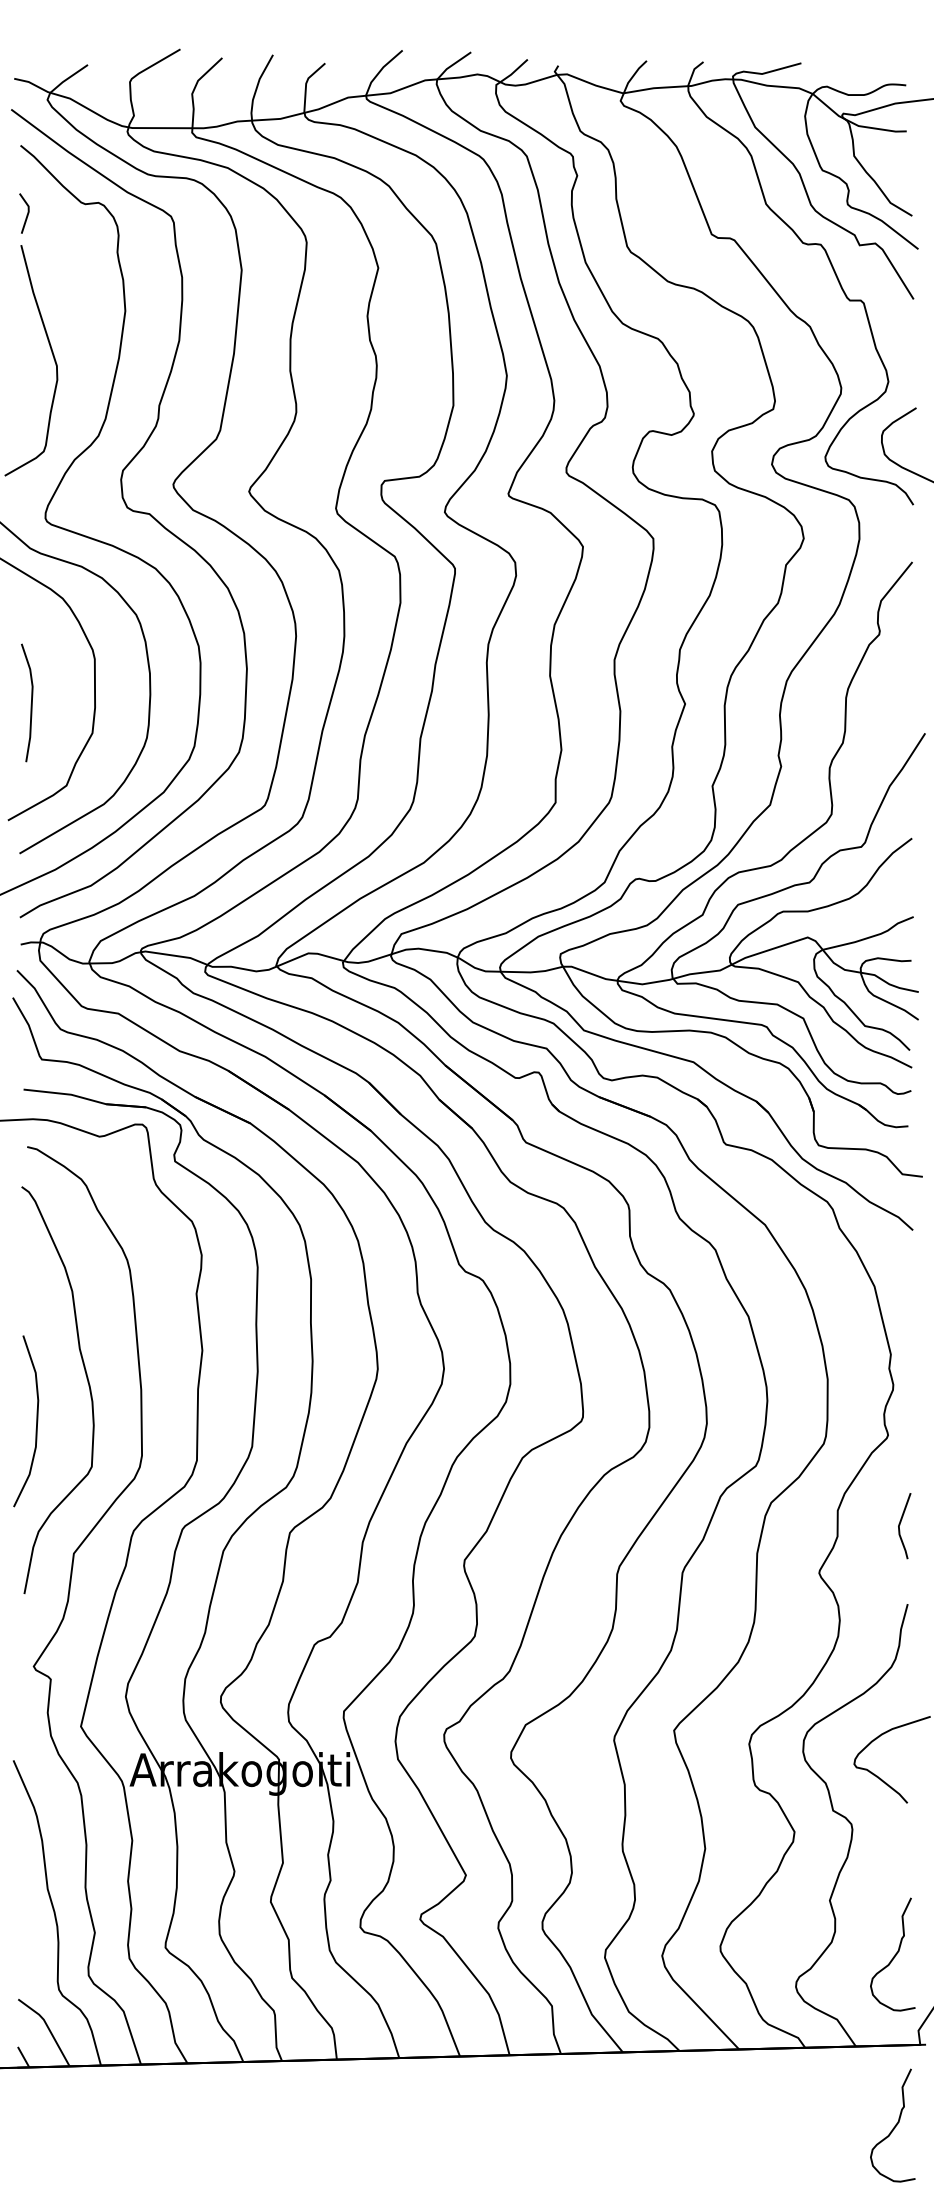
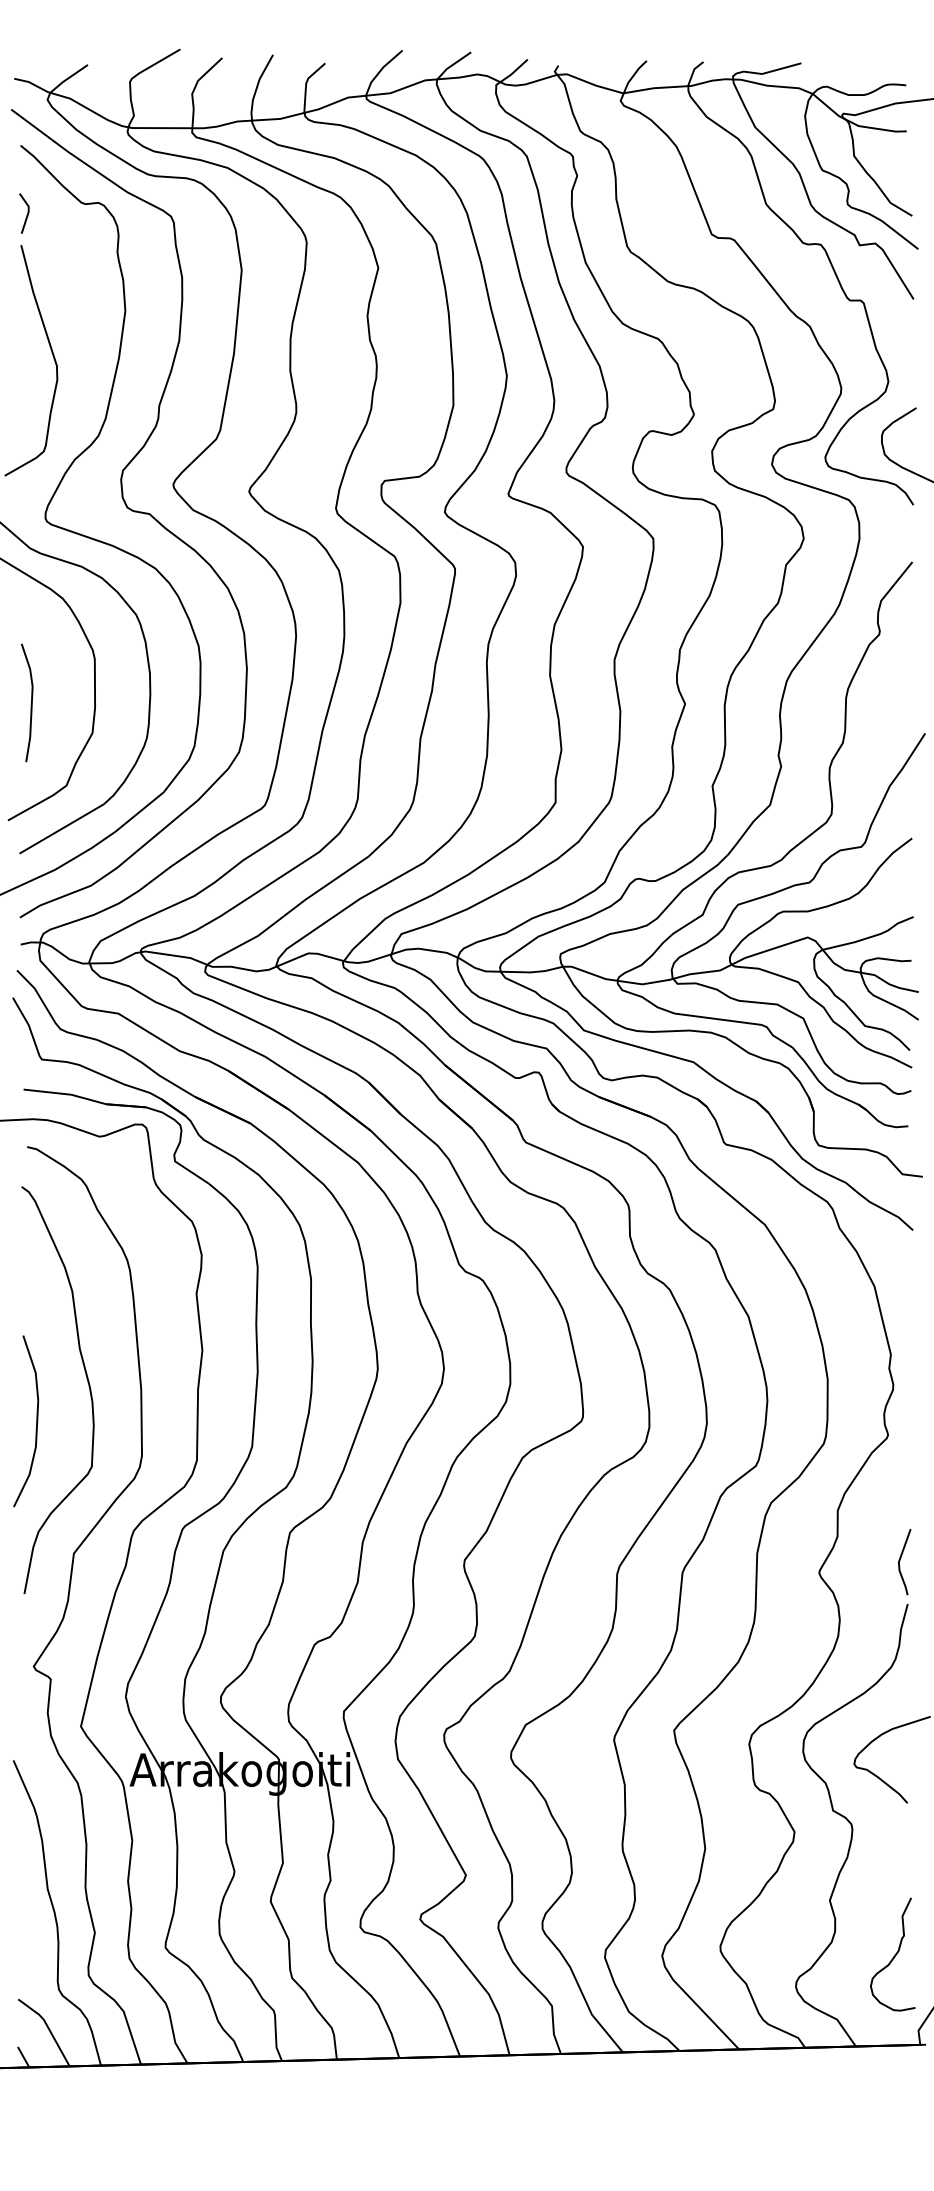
line position: (900, 1525) -> (900, 1561) (900, 1561)
curve: present -> none (894, 2125)
